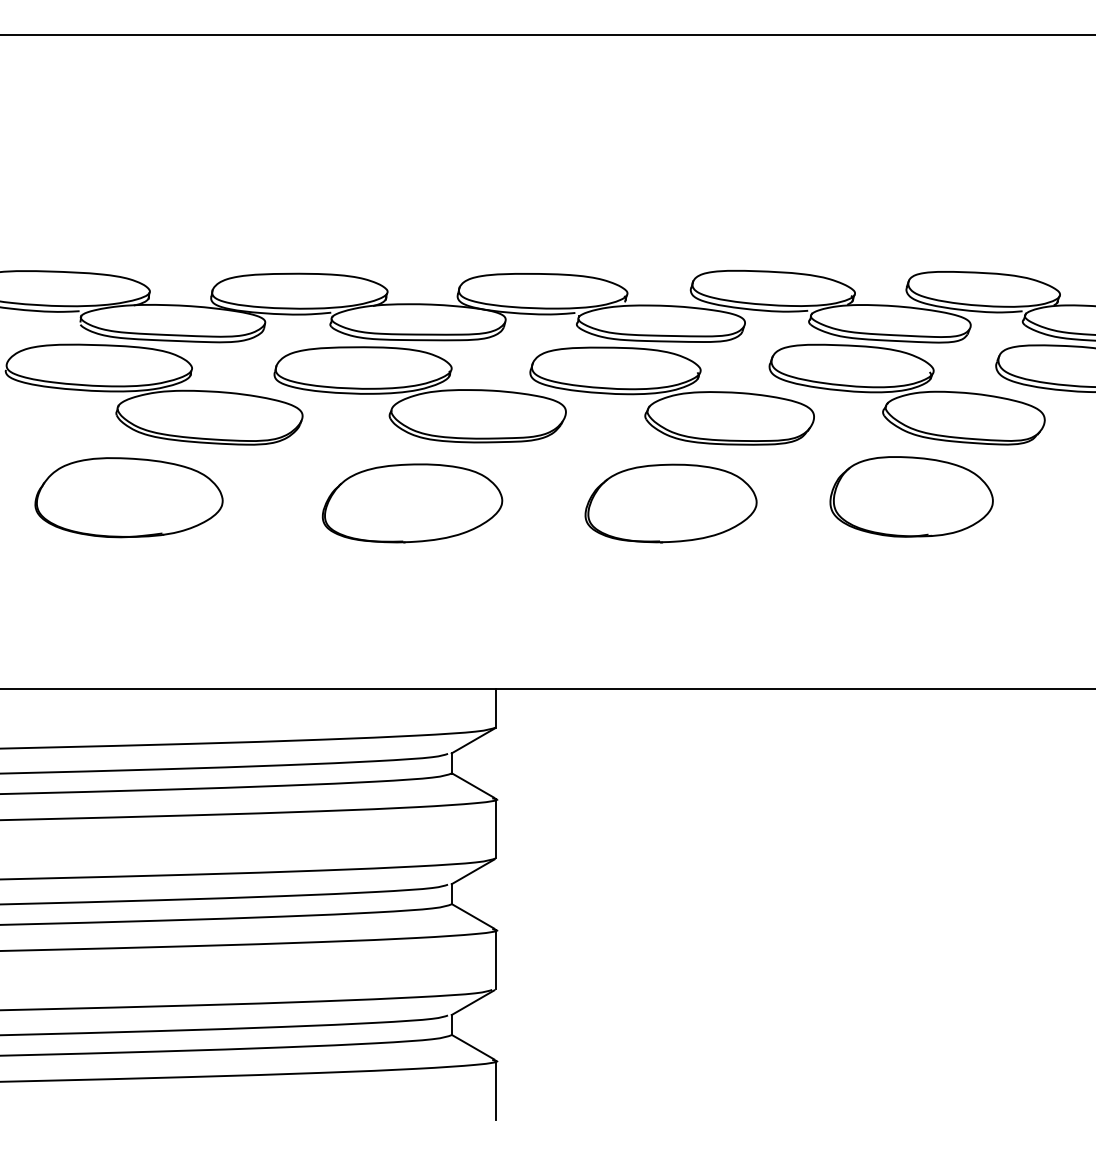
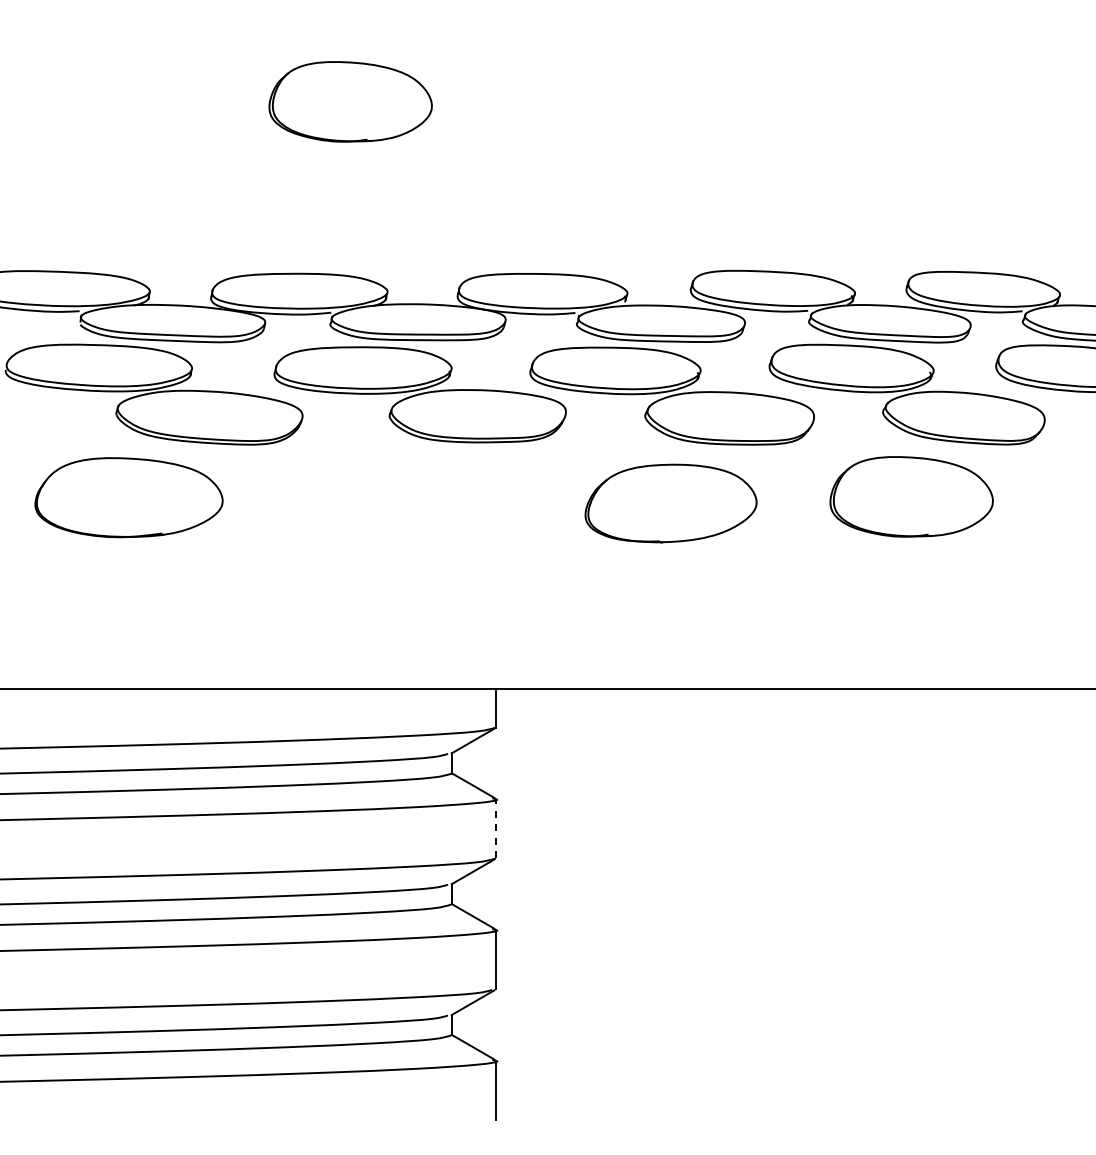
line: present -> none (547, 34)
part: none -> present (350, 101)
part: present -> none (412, 503)
line: solid -> dashed (495, 828)
